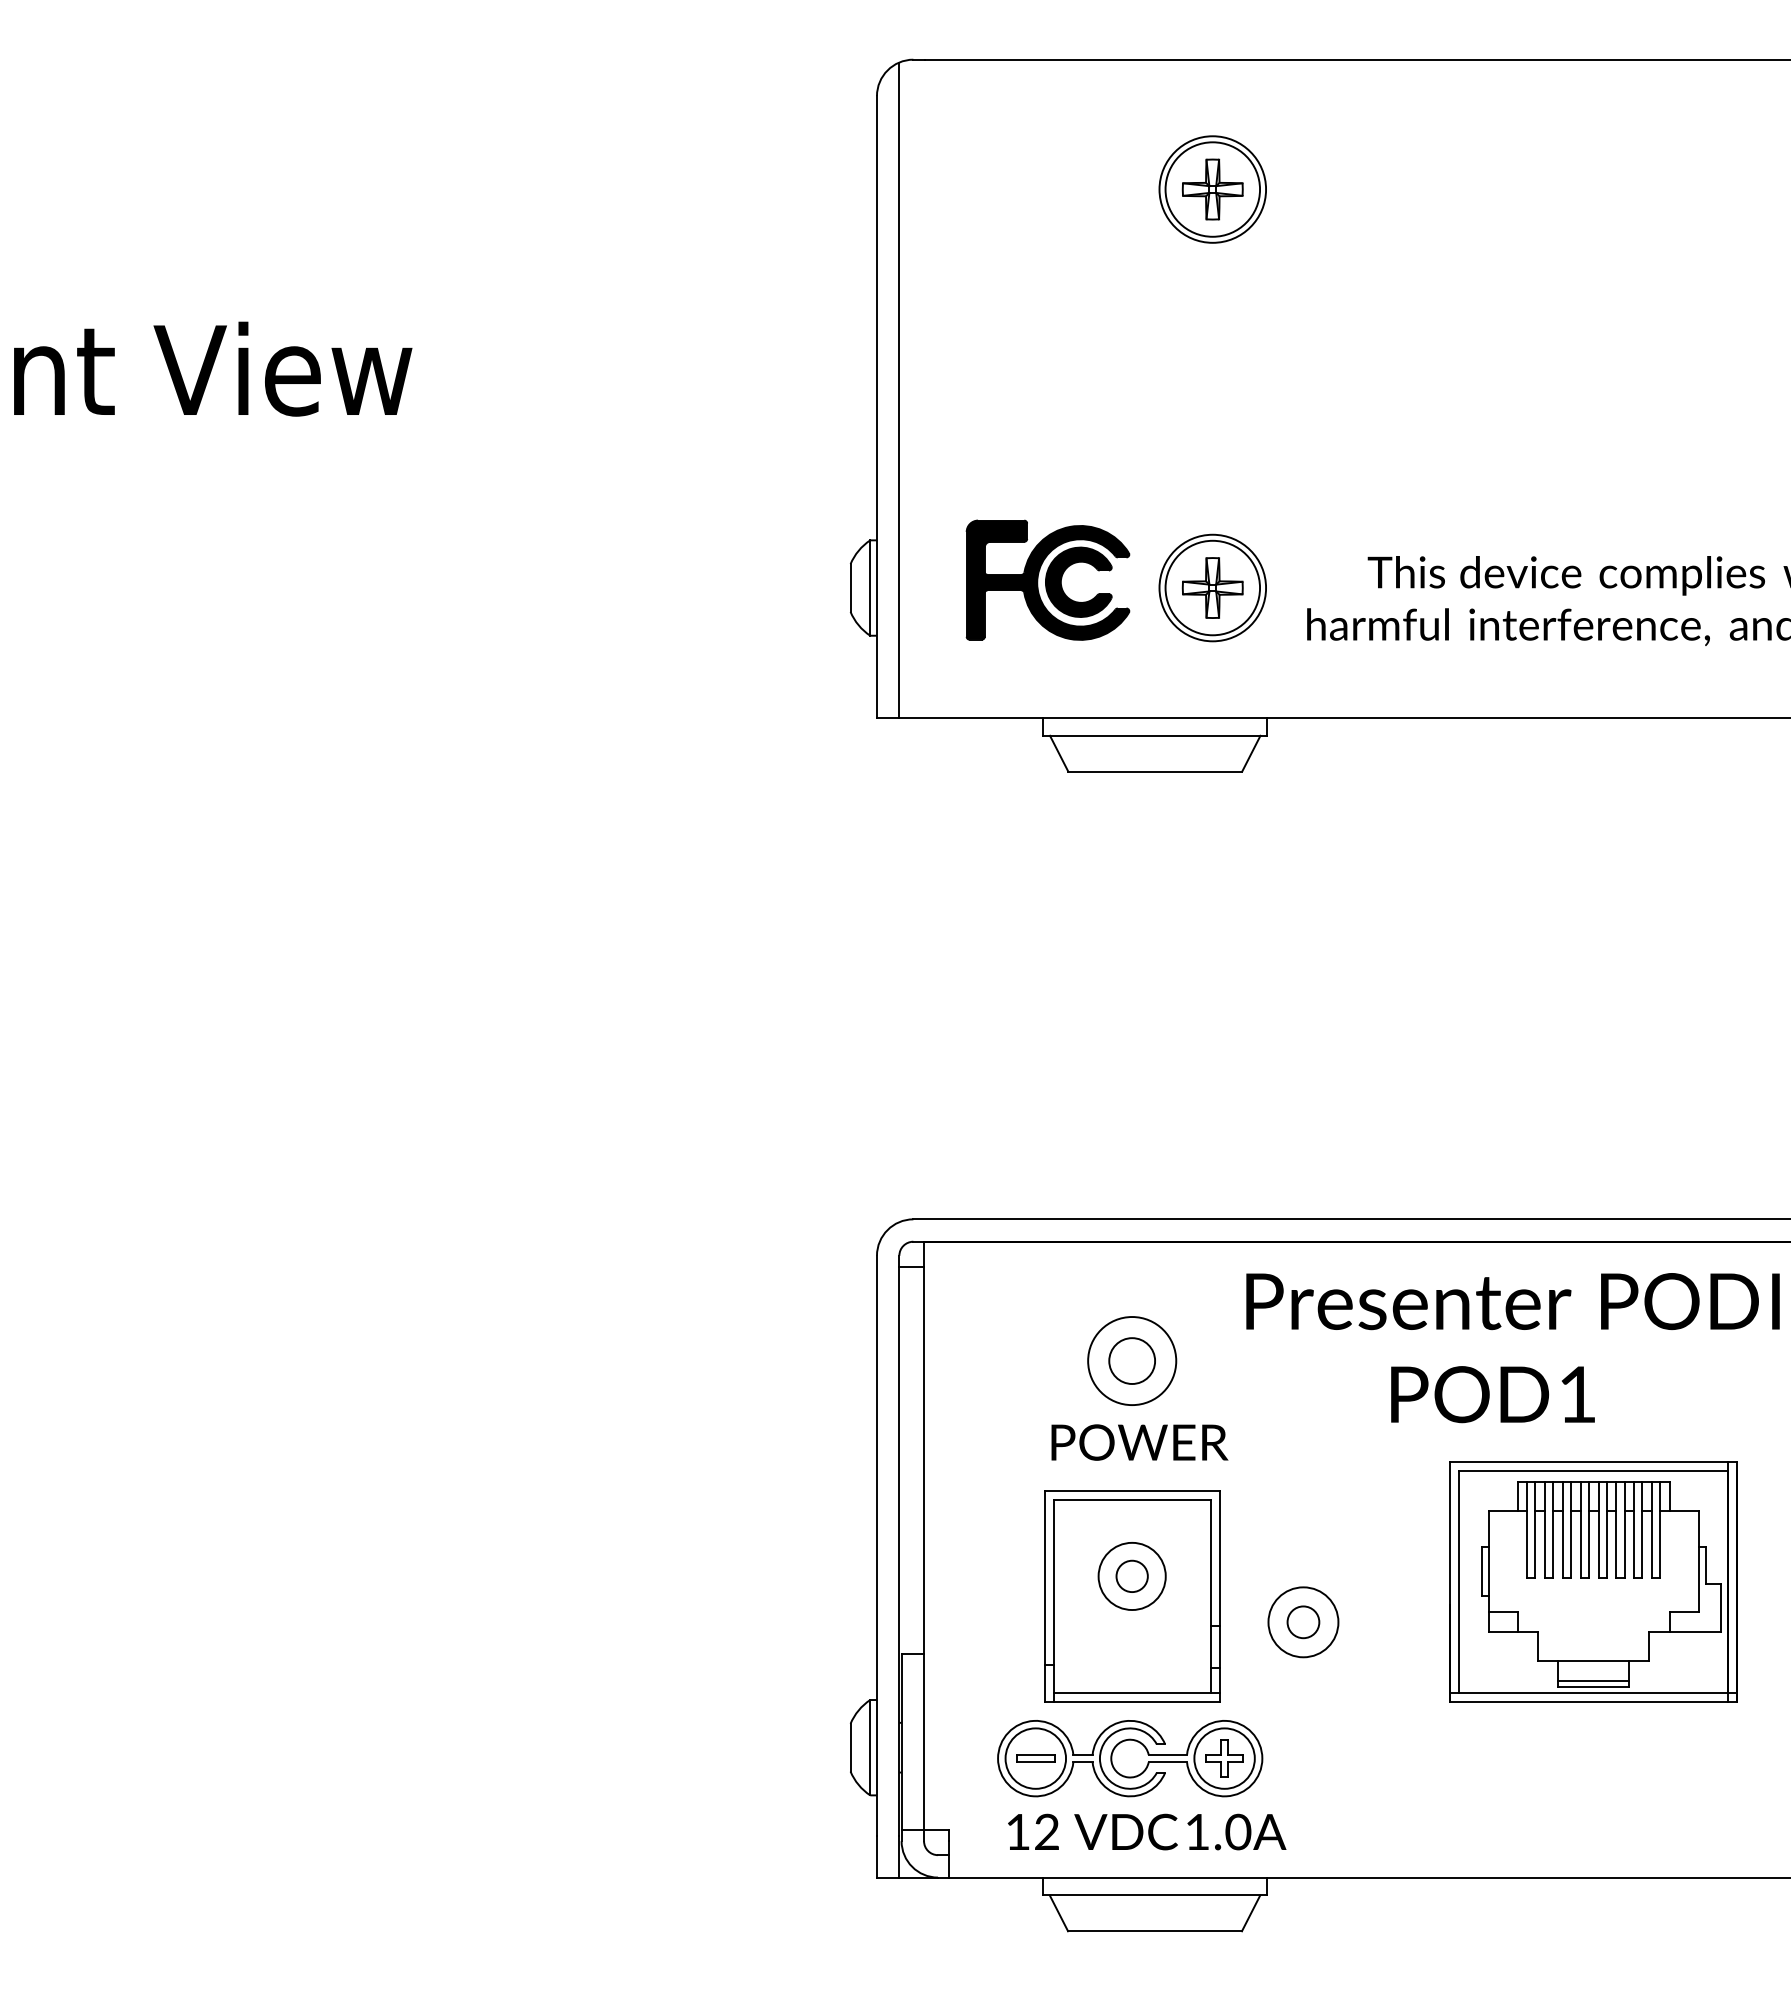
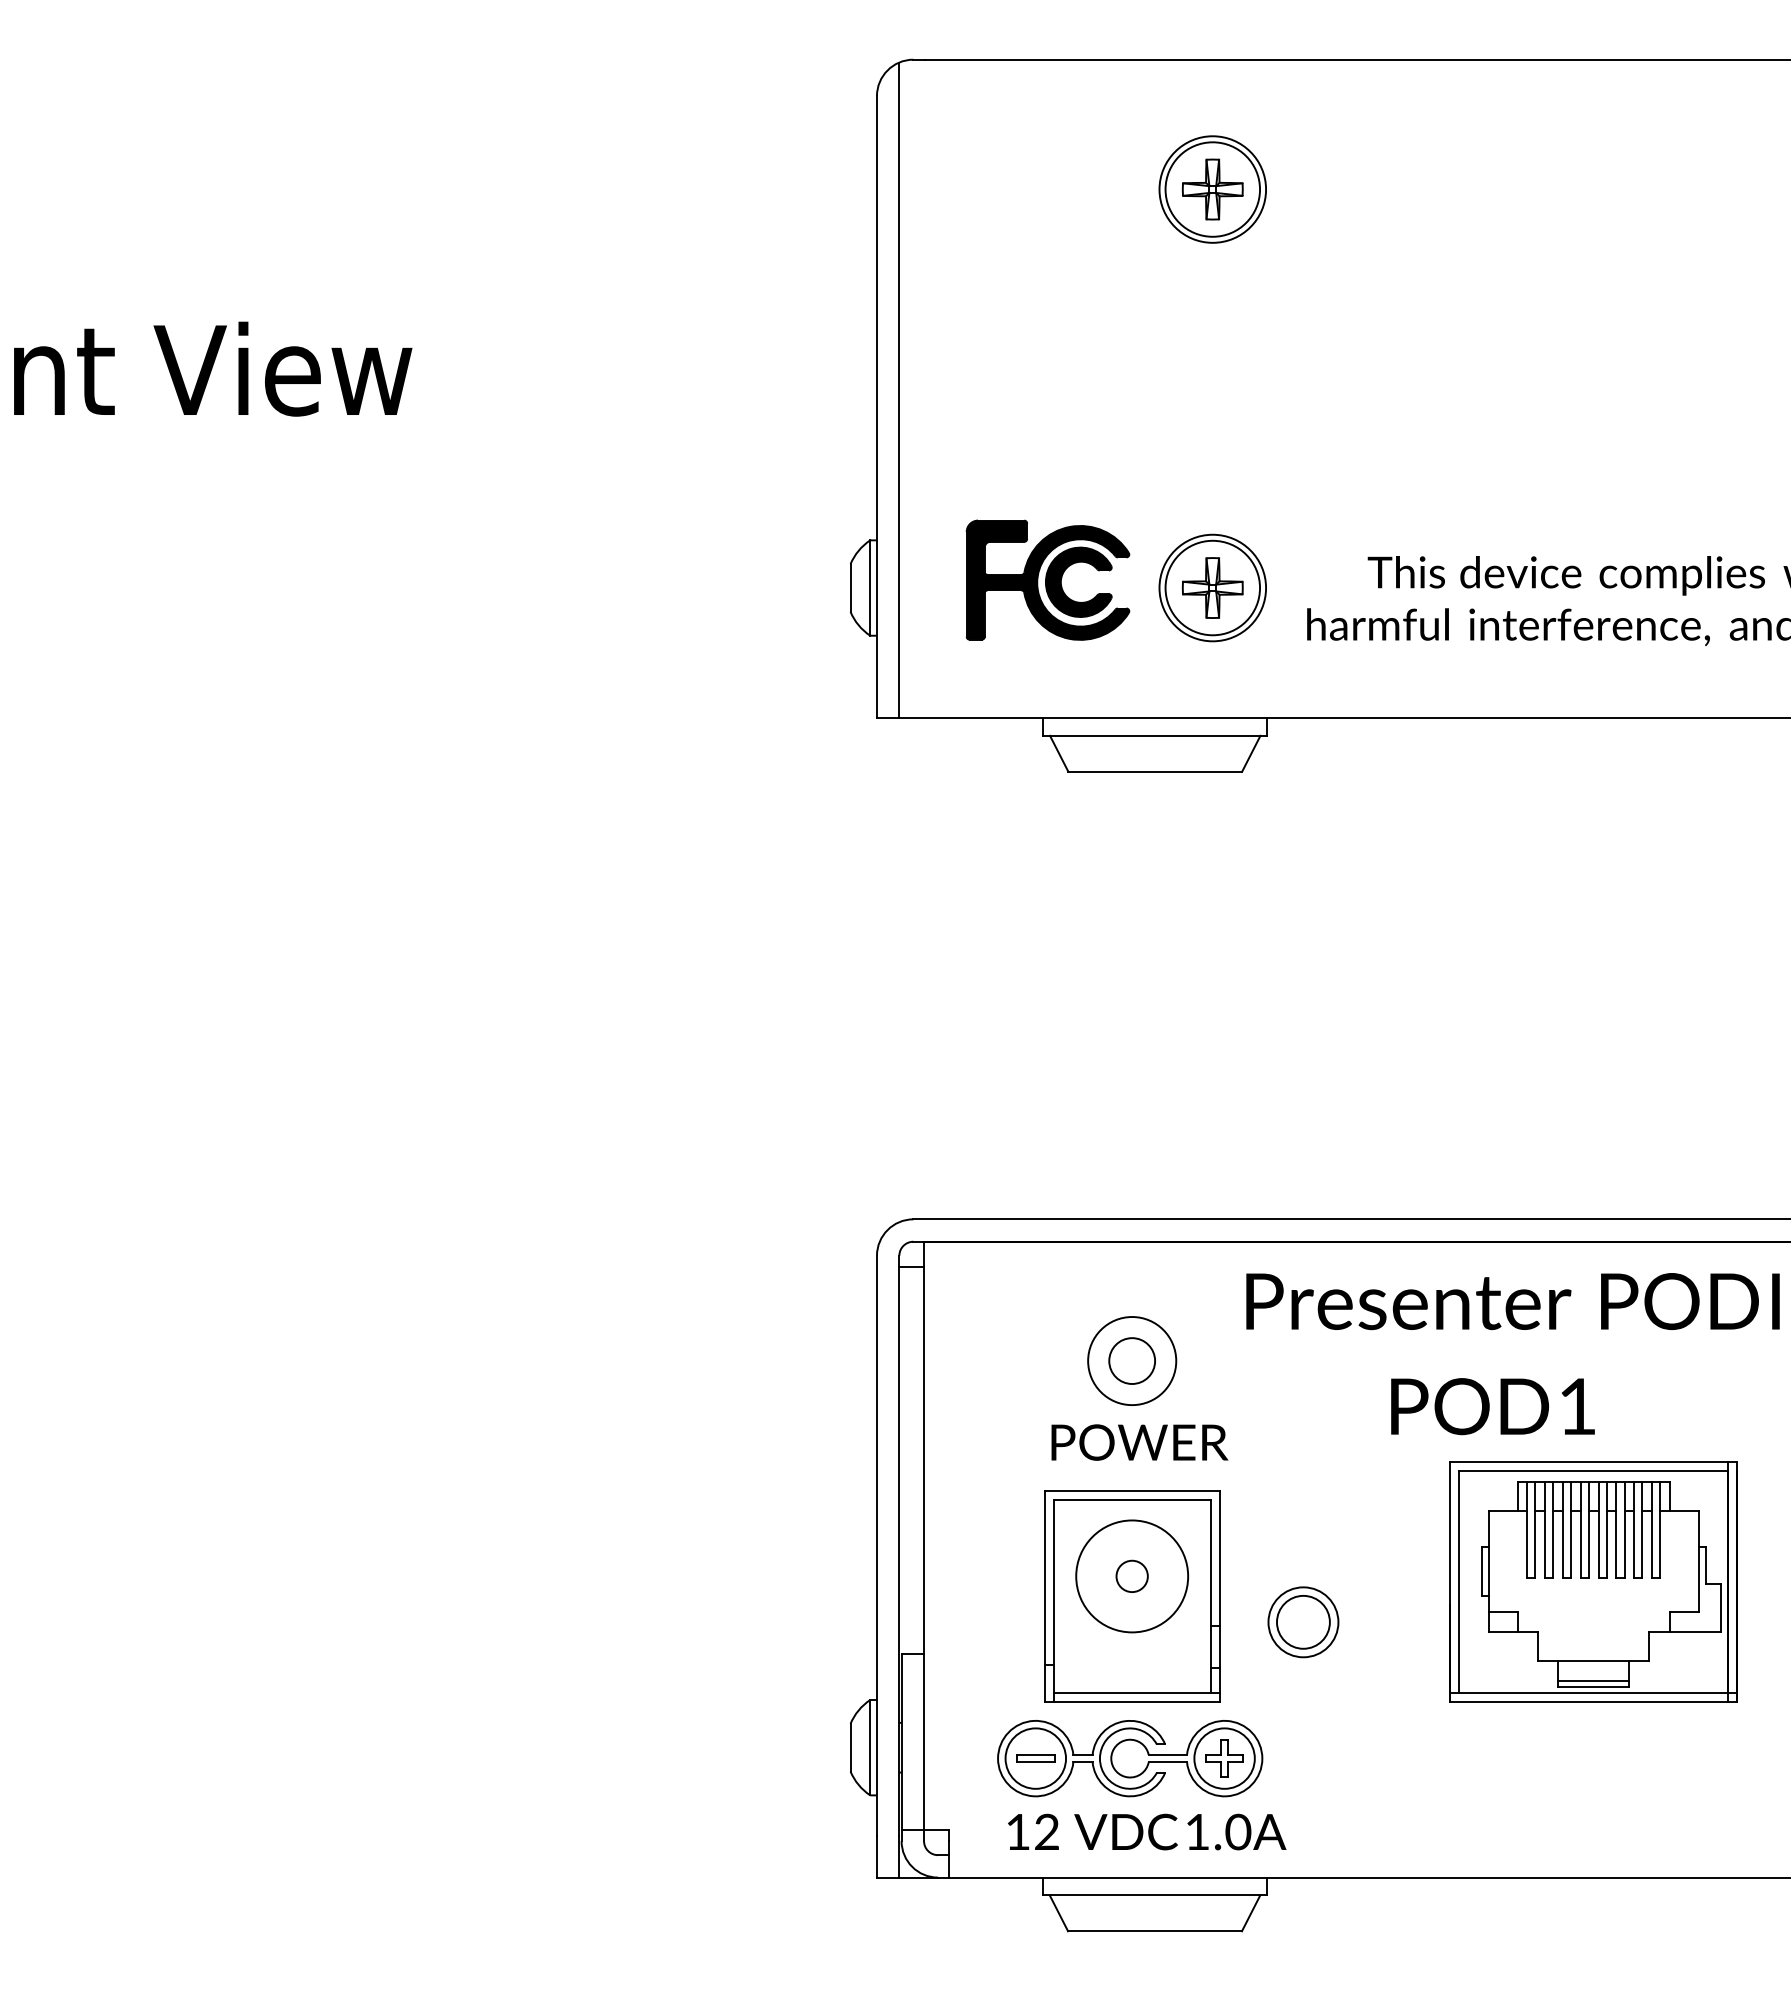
text position: (1492, 1394) -> (1492, 1406) (1492, 1406)
circle diameter: 67 px -> 112 px (1132, 1576)
circle diameter: 32 px -> 53 px (1302, 1621)
